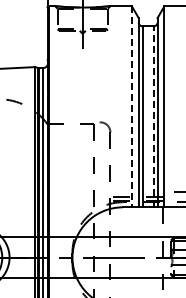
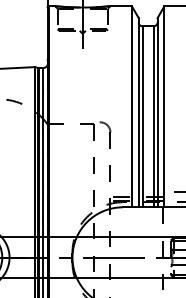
line: dashed -> solid (131, 106)
line: dashed -> solid (153, 116)
